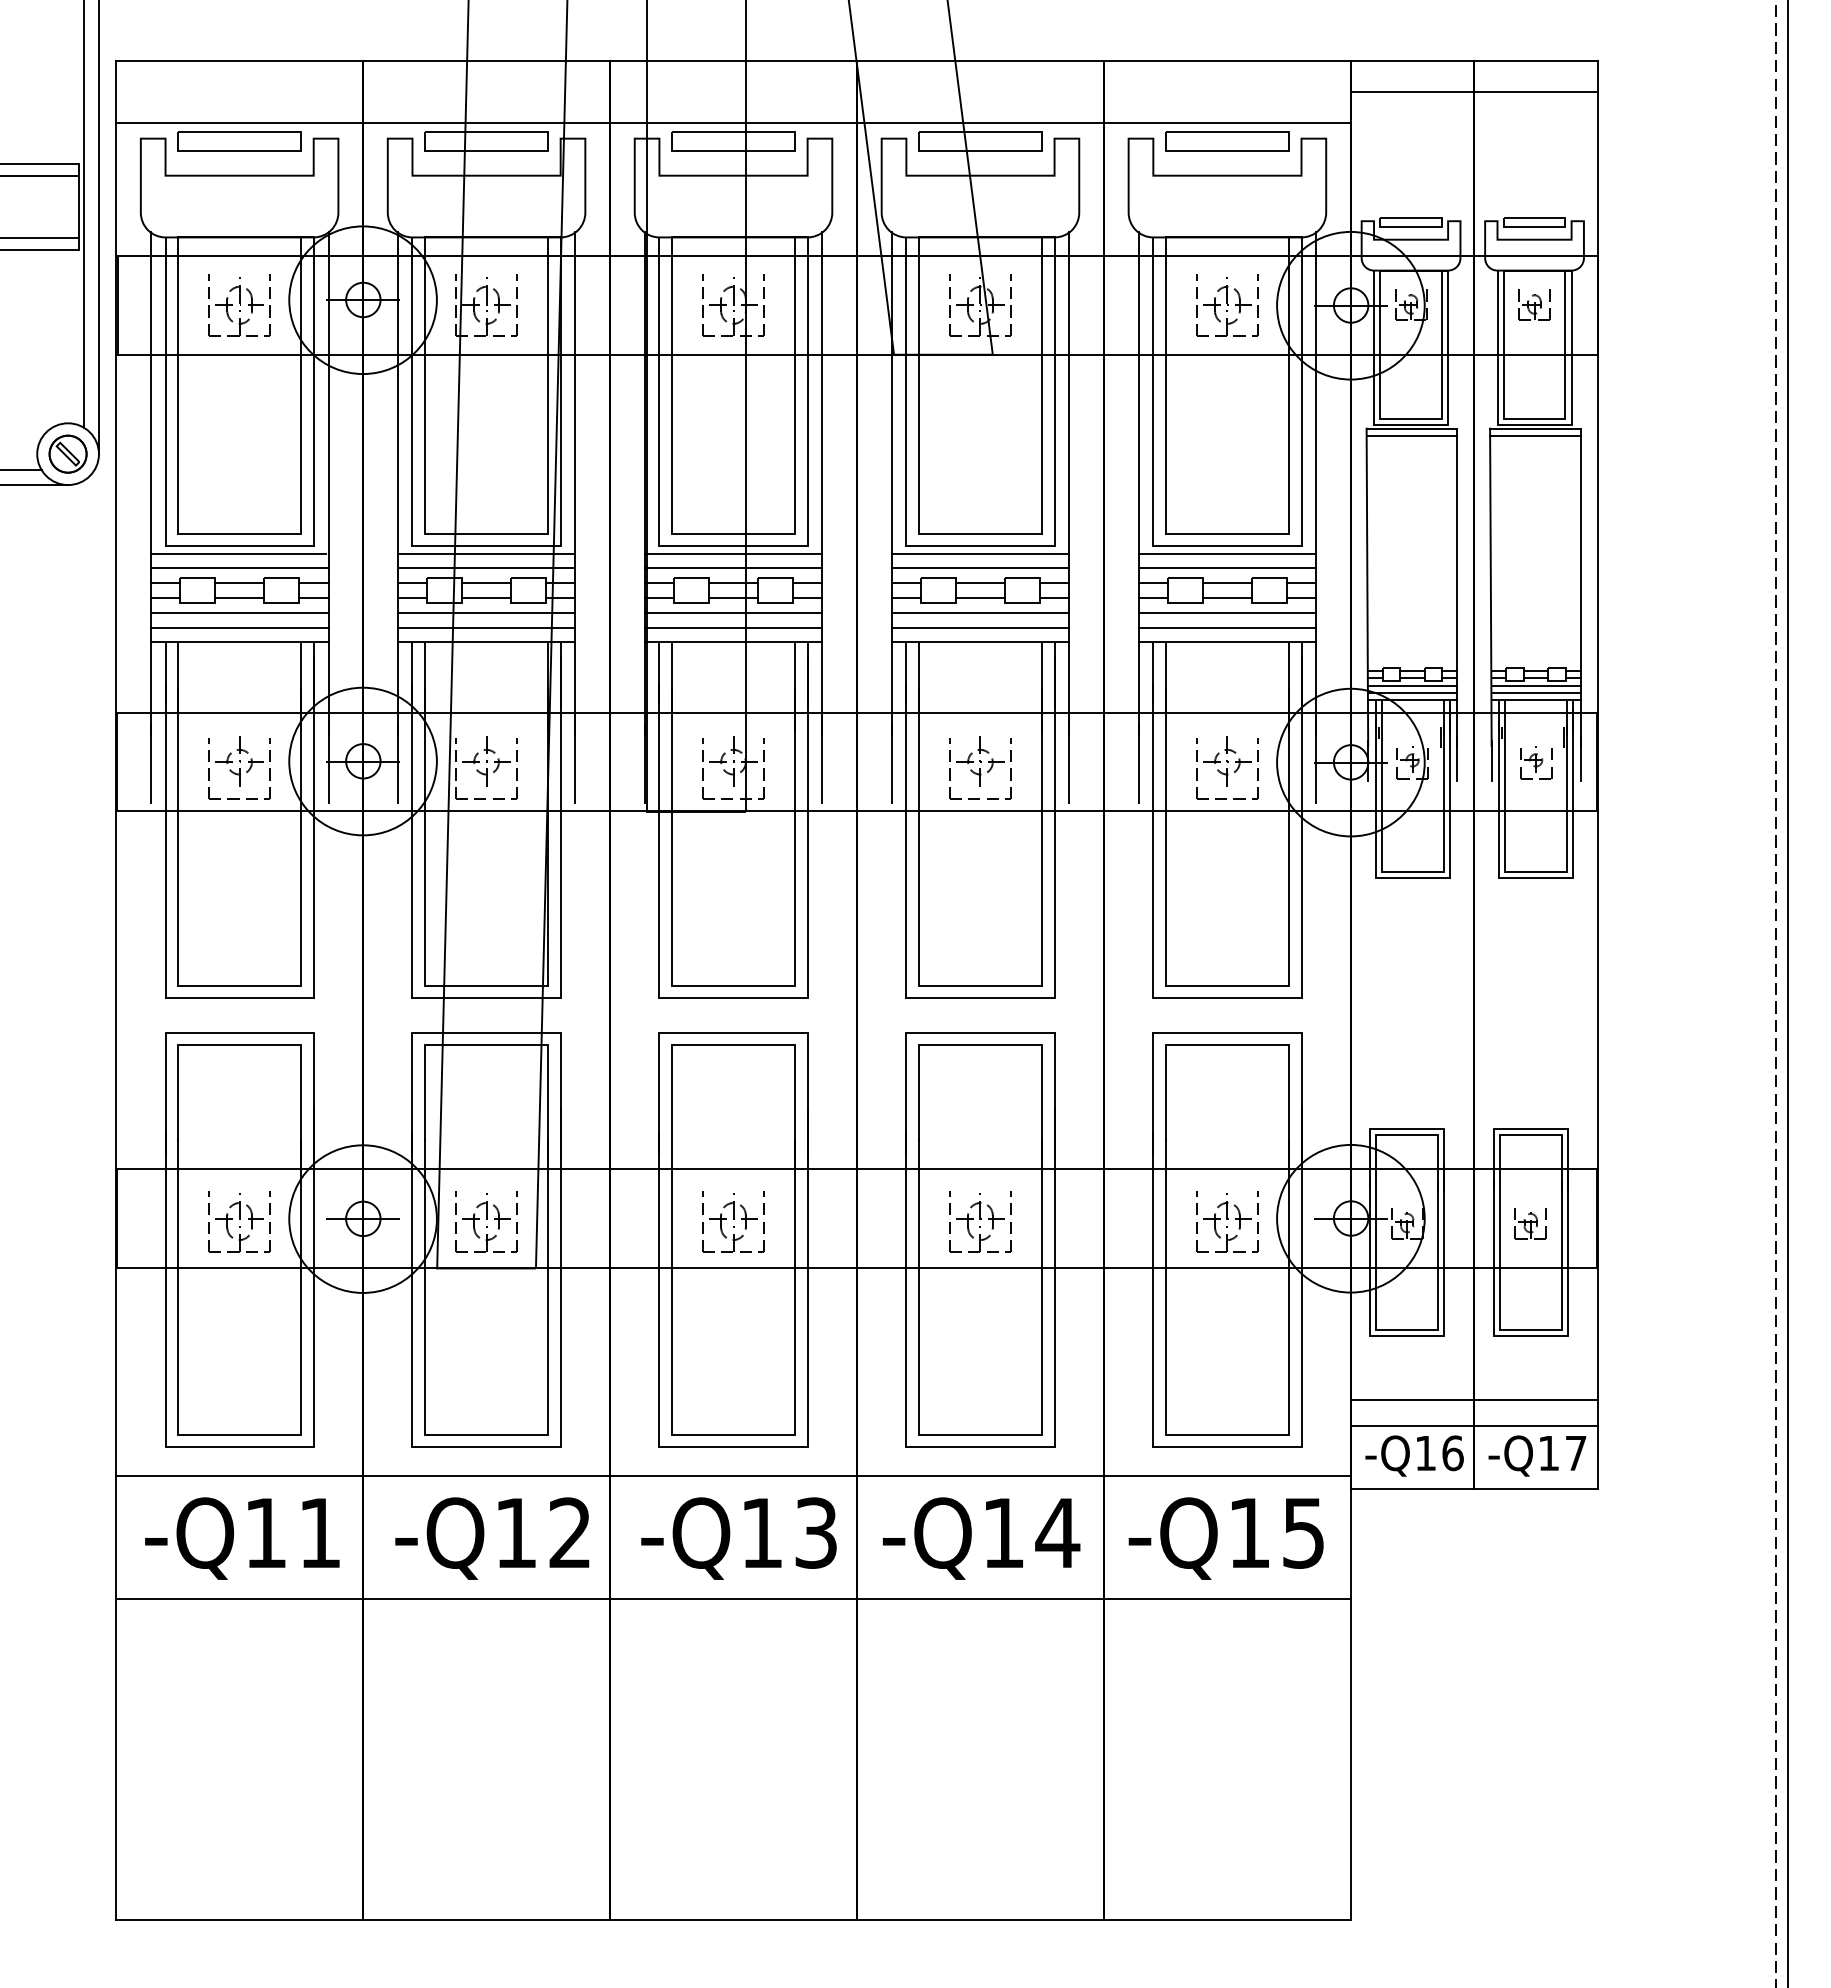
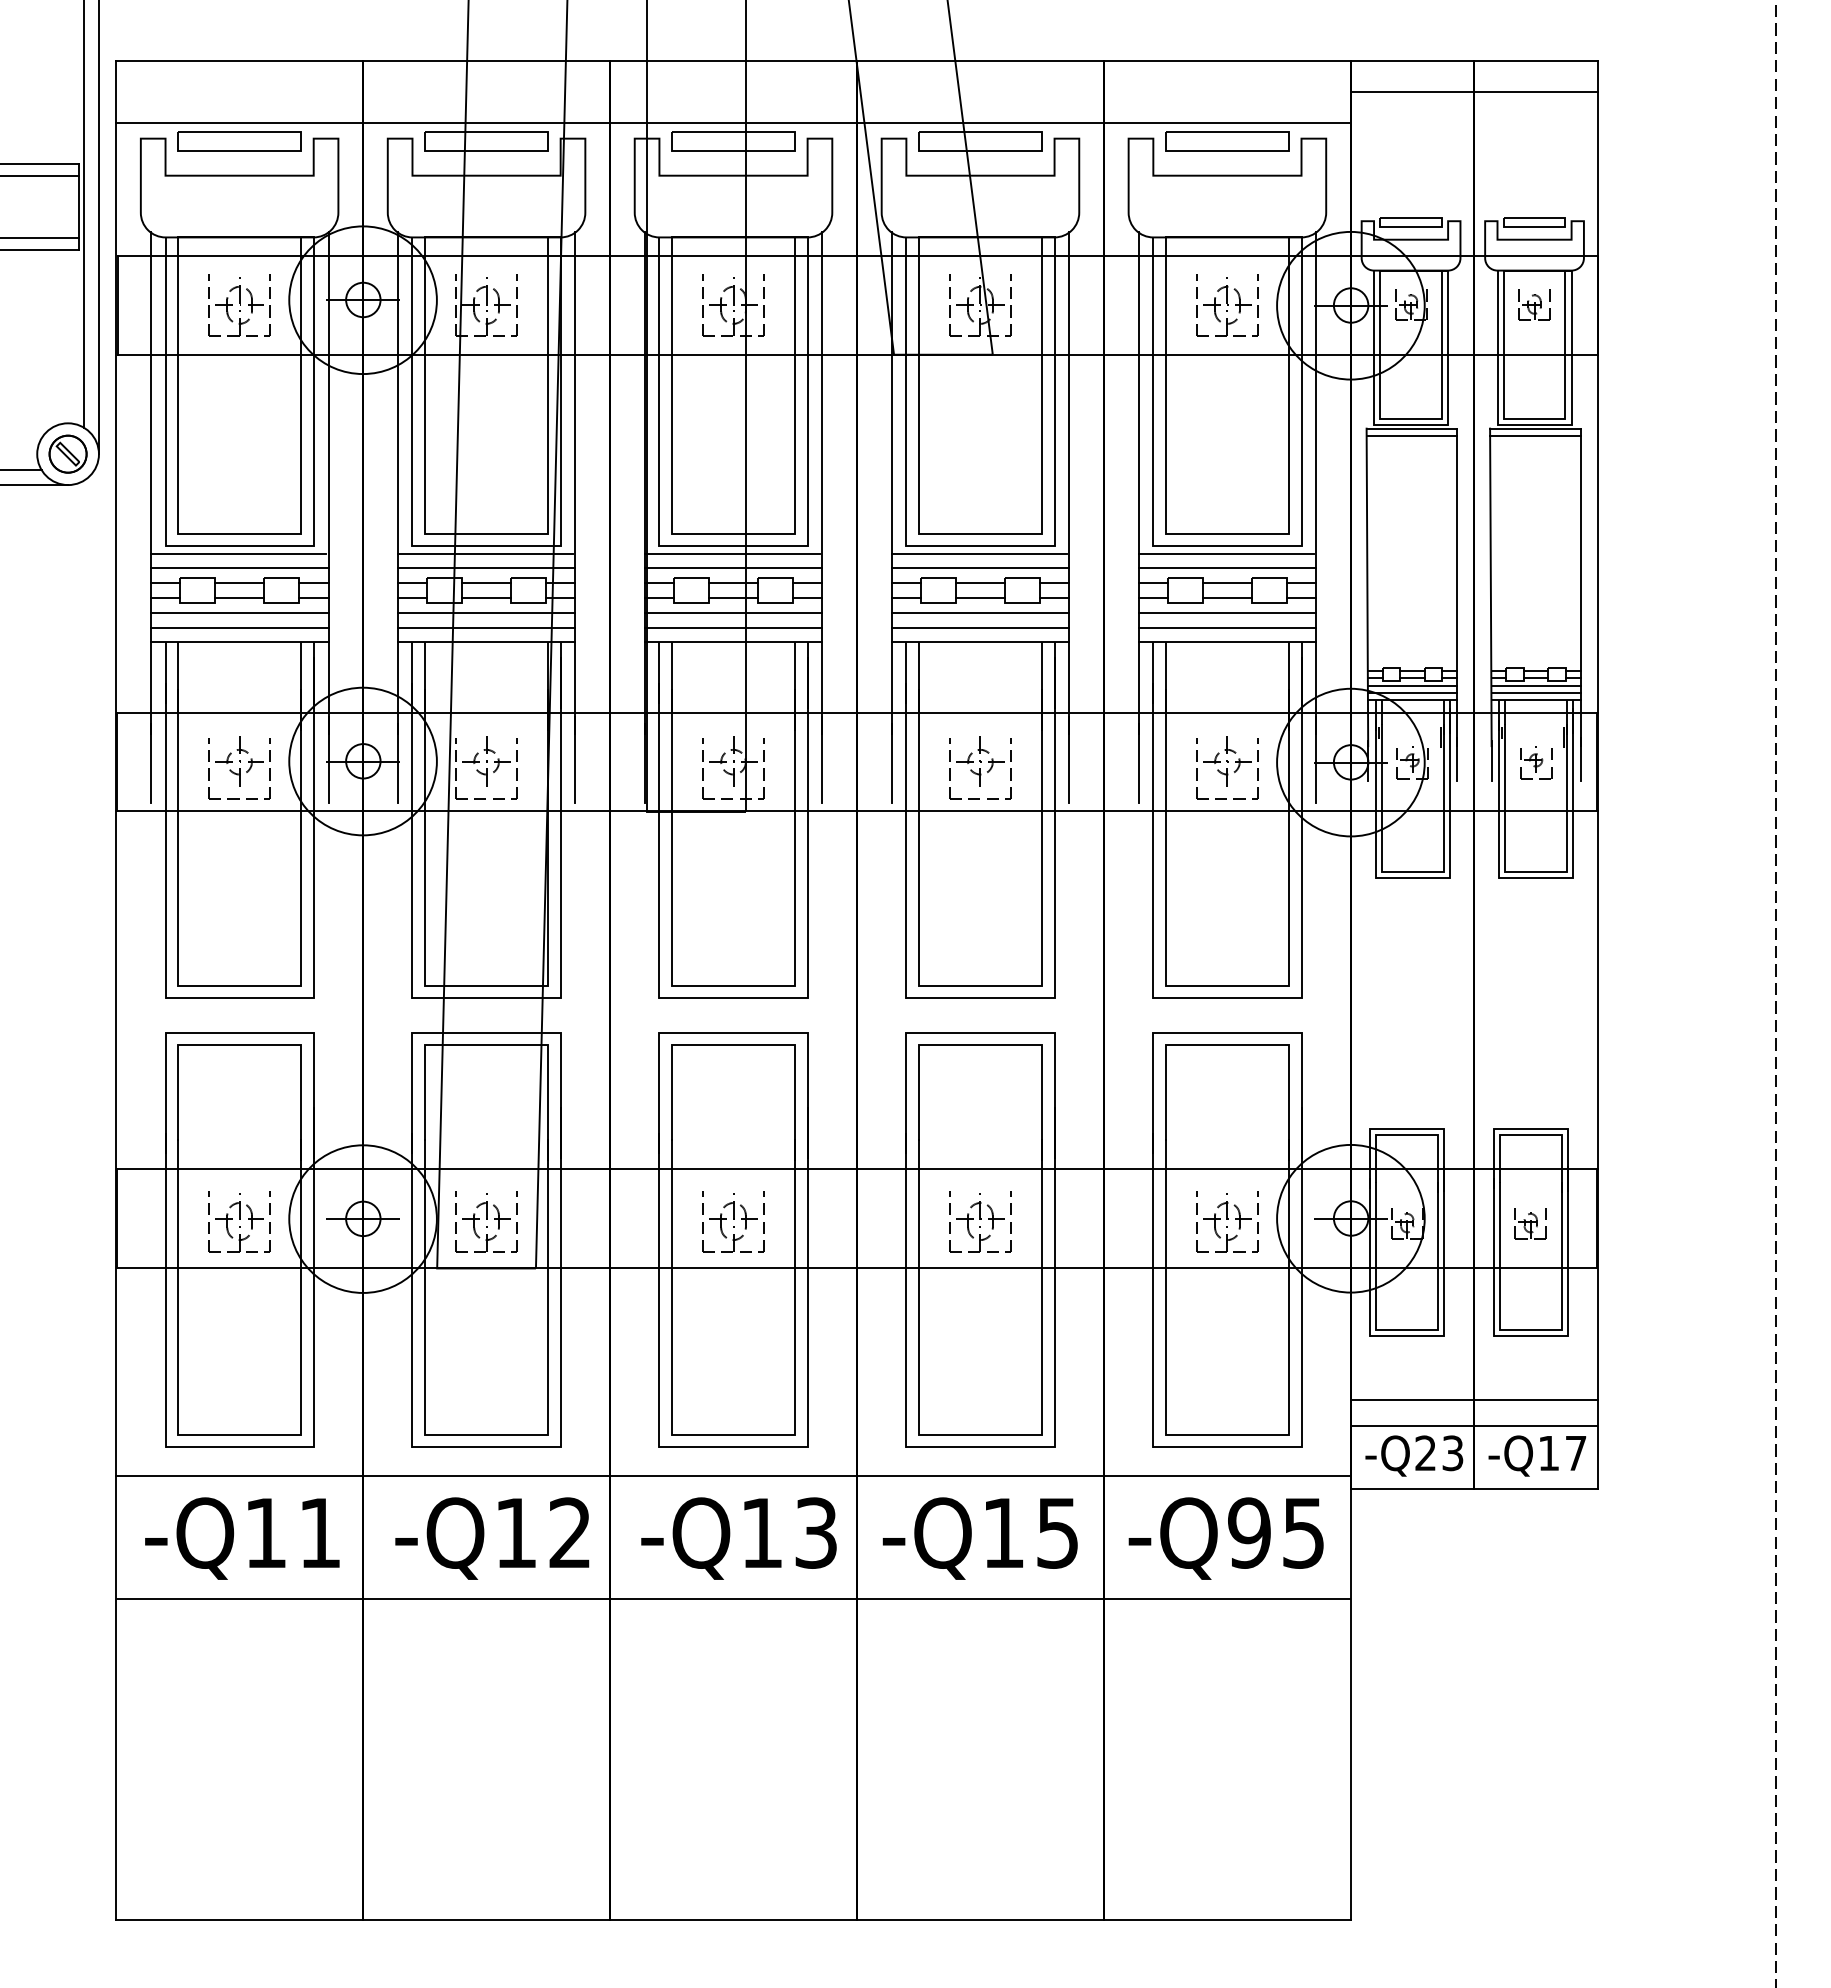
line: present -> none (1788, 993)
text: -Q16 -> -Q23 (1439, 1453)
text: -Q15 -> -Q95 (1249, 1532)
text: -Q14 -> -Q15 (1057, 1533)
